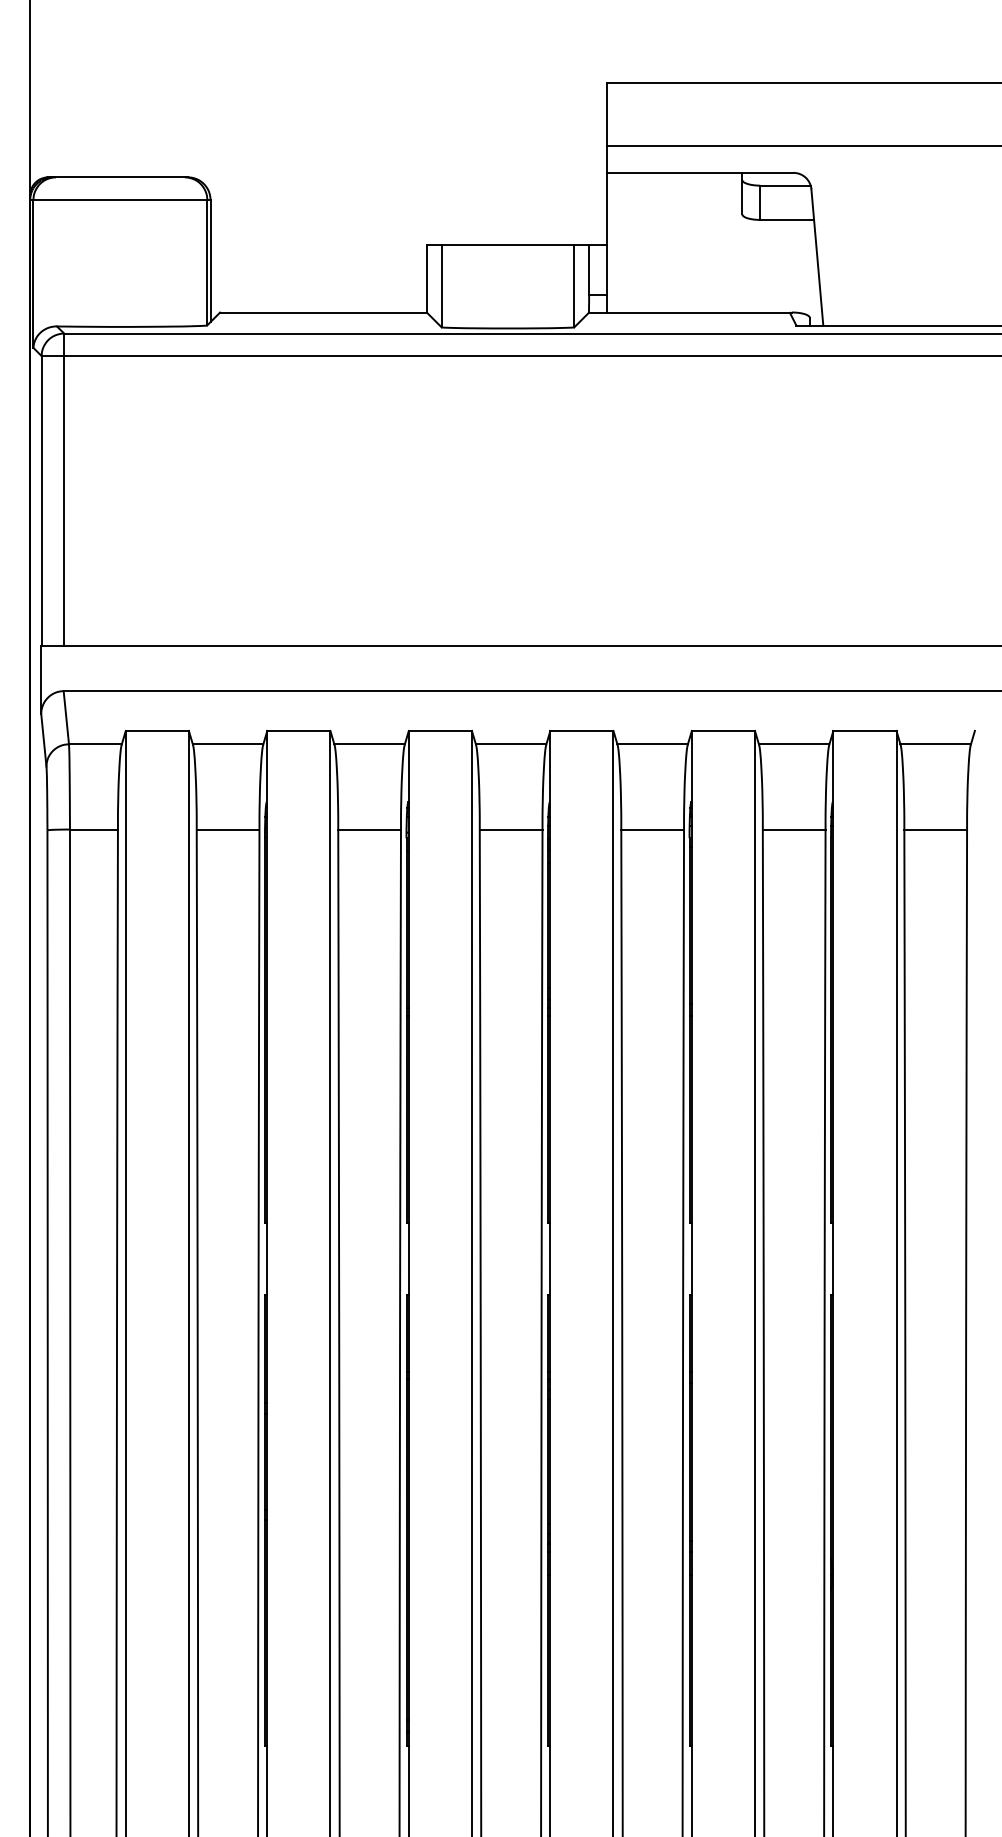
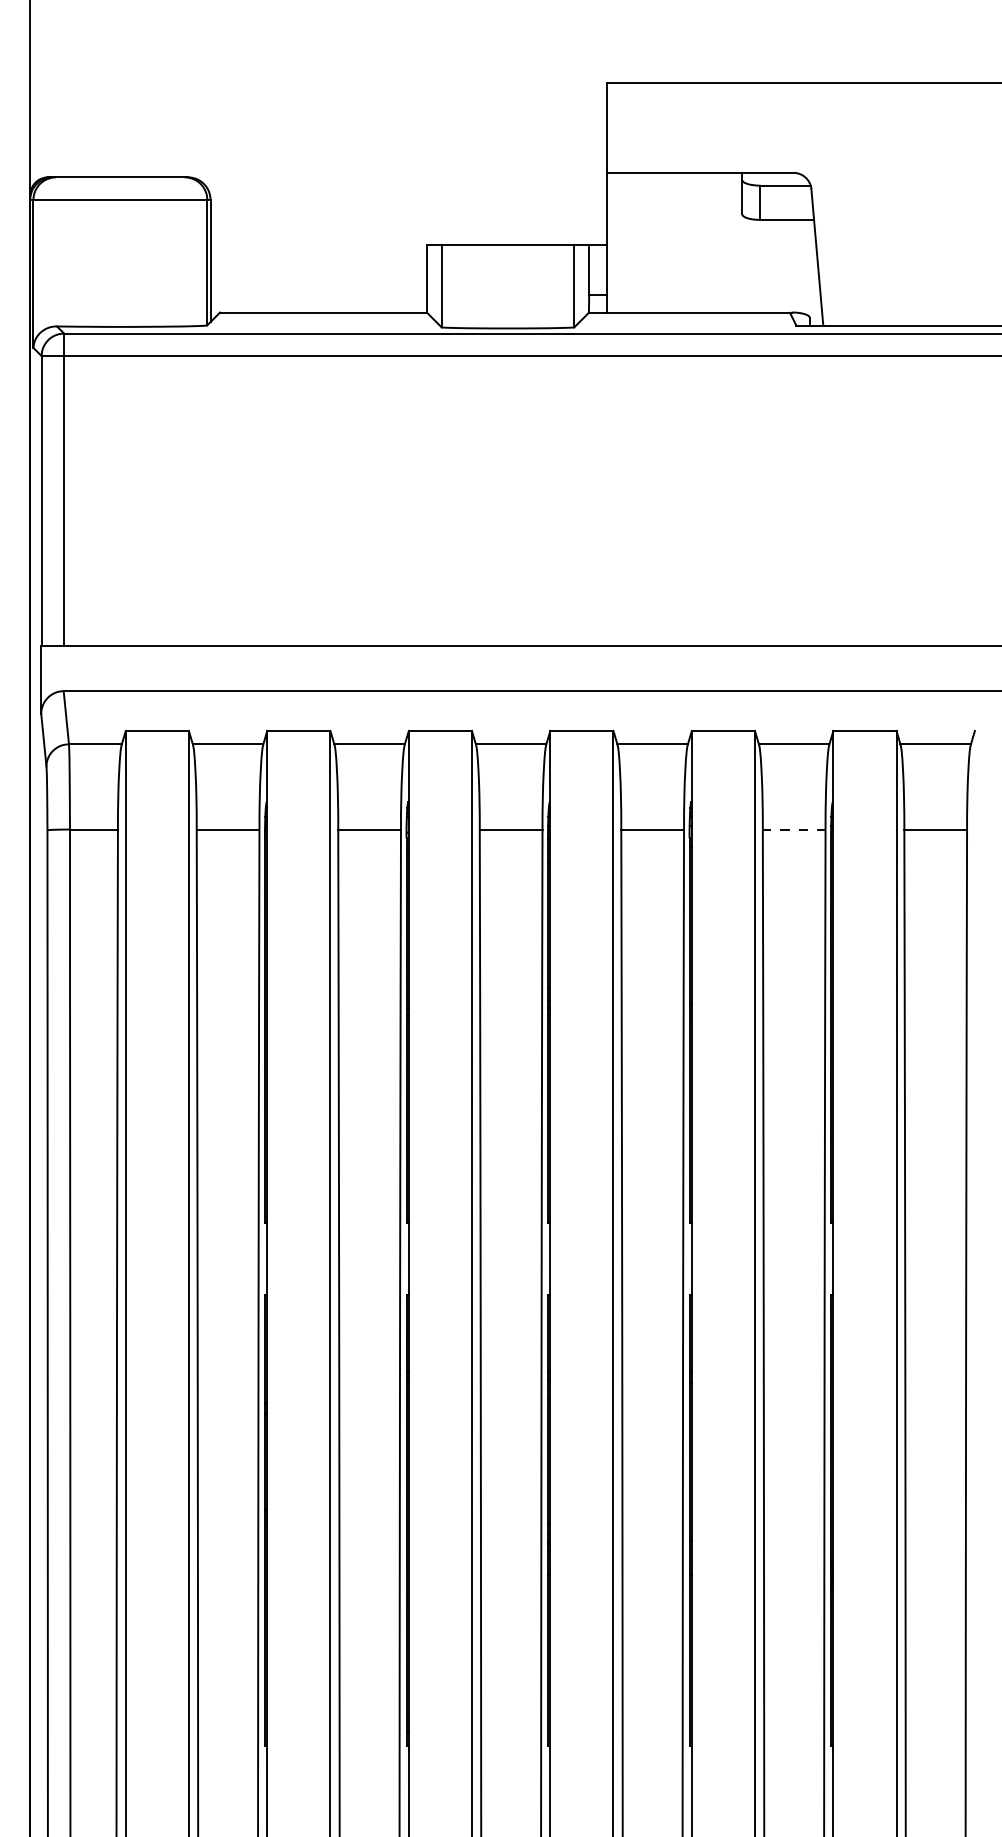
line: present -> none (802, 145)
line: solid -> dashed (793, 829)
